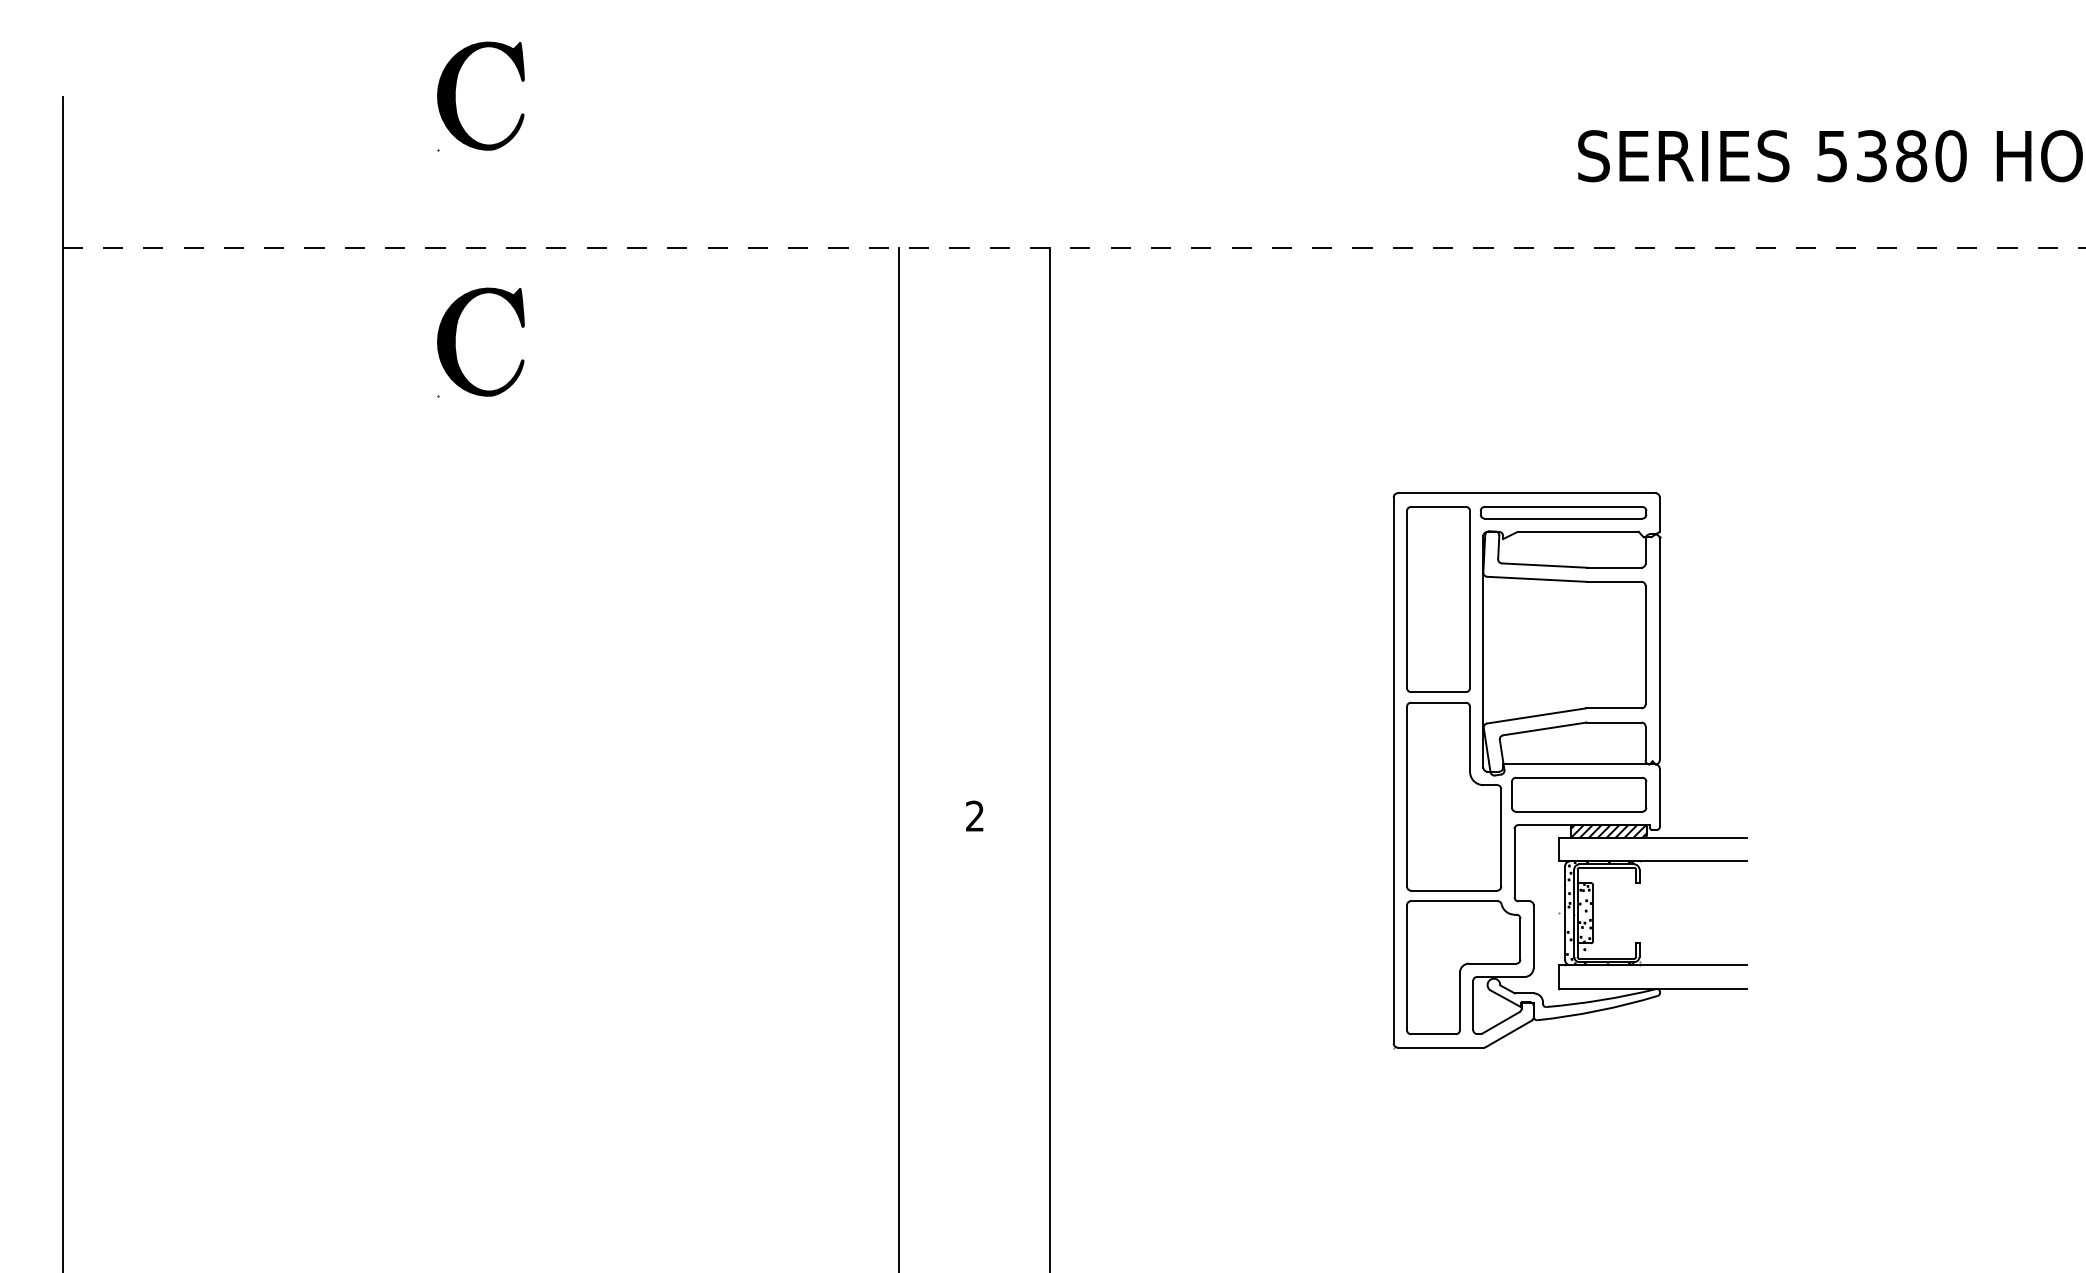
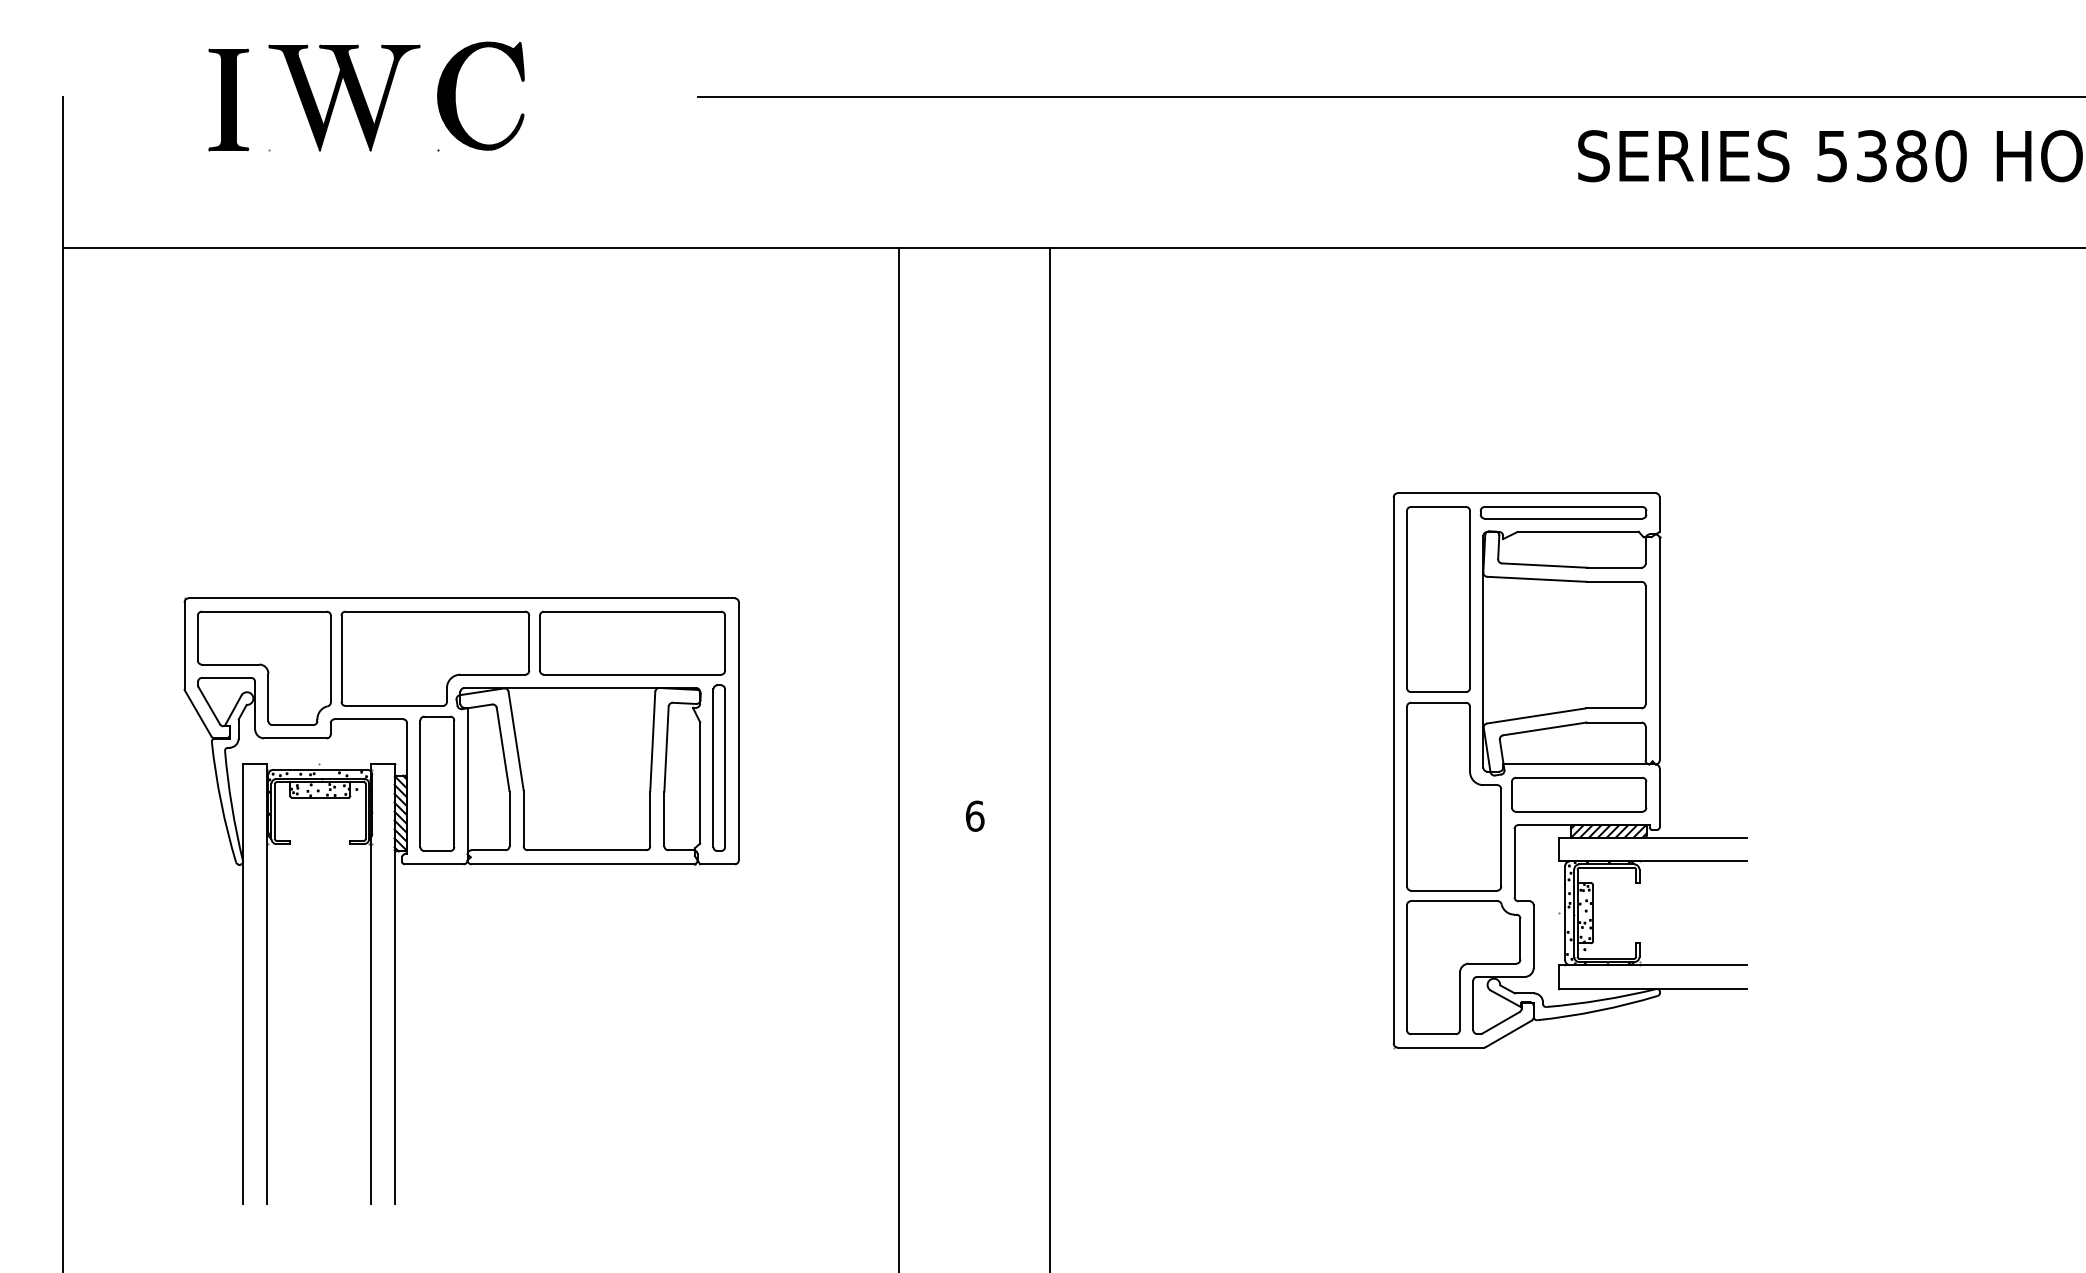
line: none -> present (1390, 96)
part: none -> present (344, 97)
part: none -> present (228, 99)
line: dashed -> solid (1074, 247)
part: present -> none (455, 342)
text: 2 -> 6 (975, 815)
part: none -> present (464, 865)
